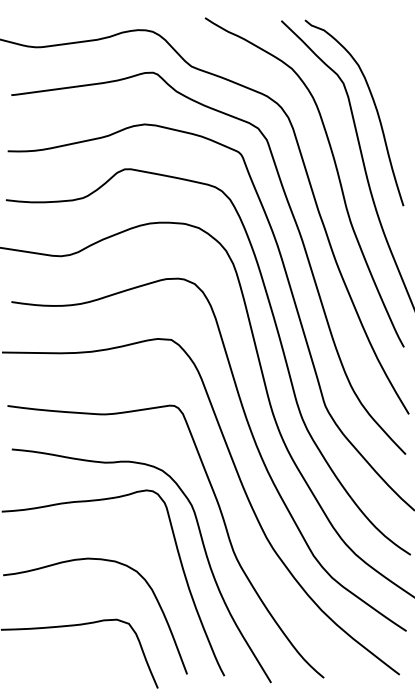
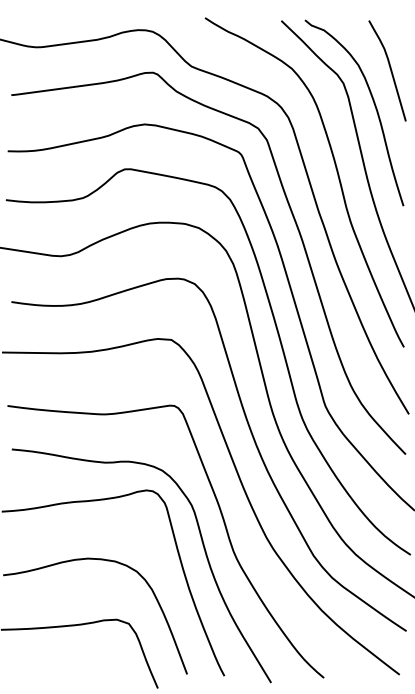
curve: none -> present (389, 68)
